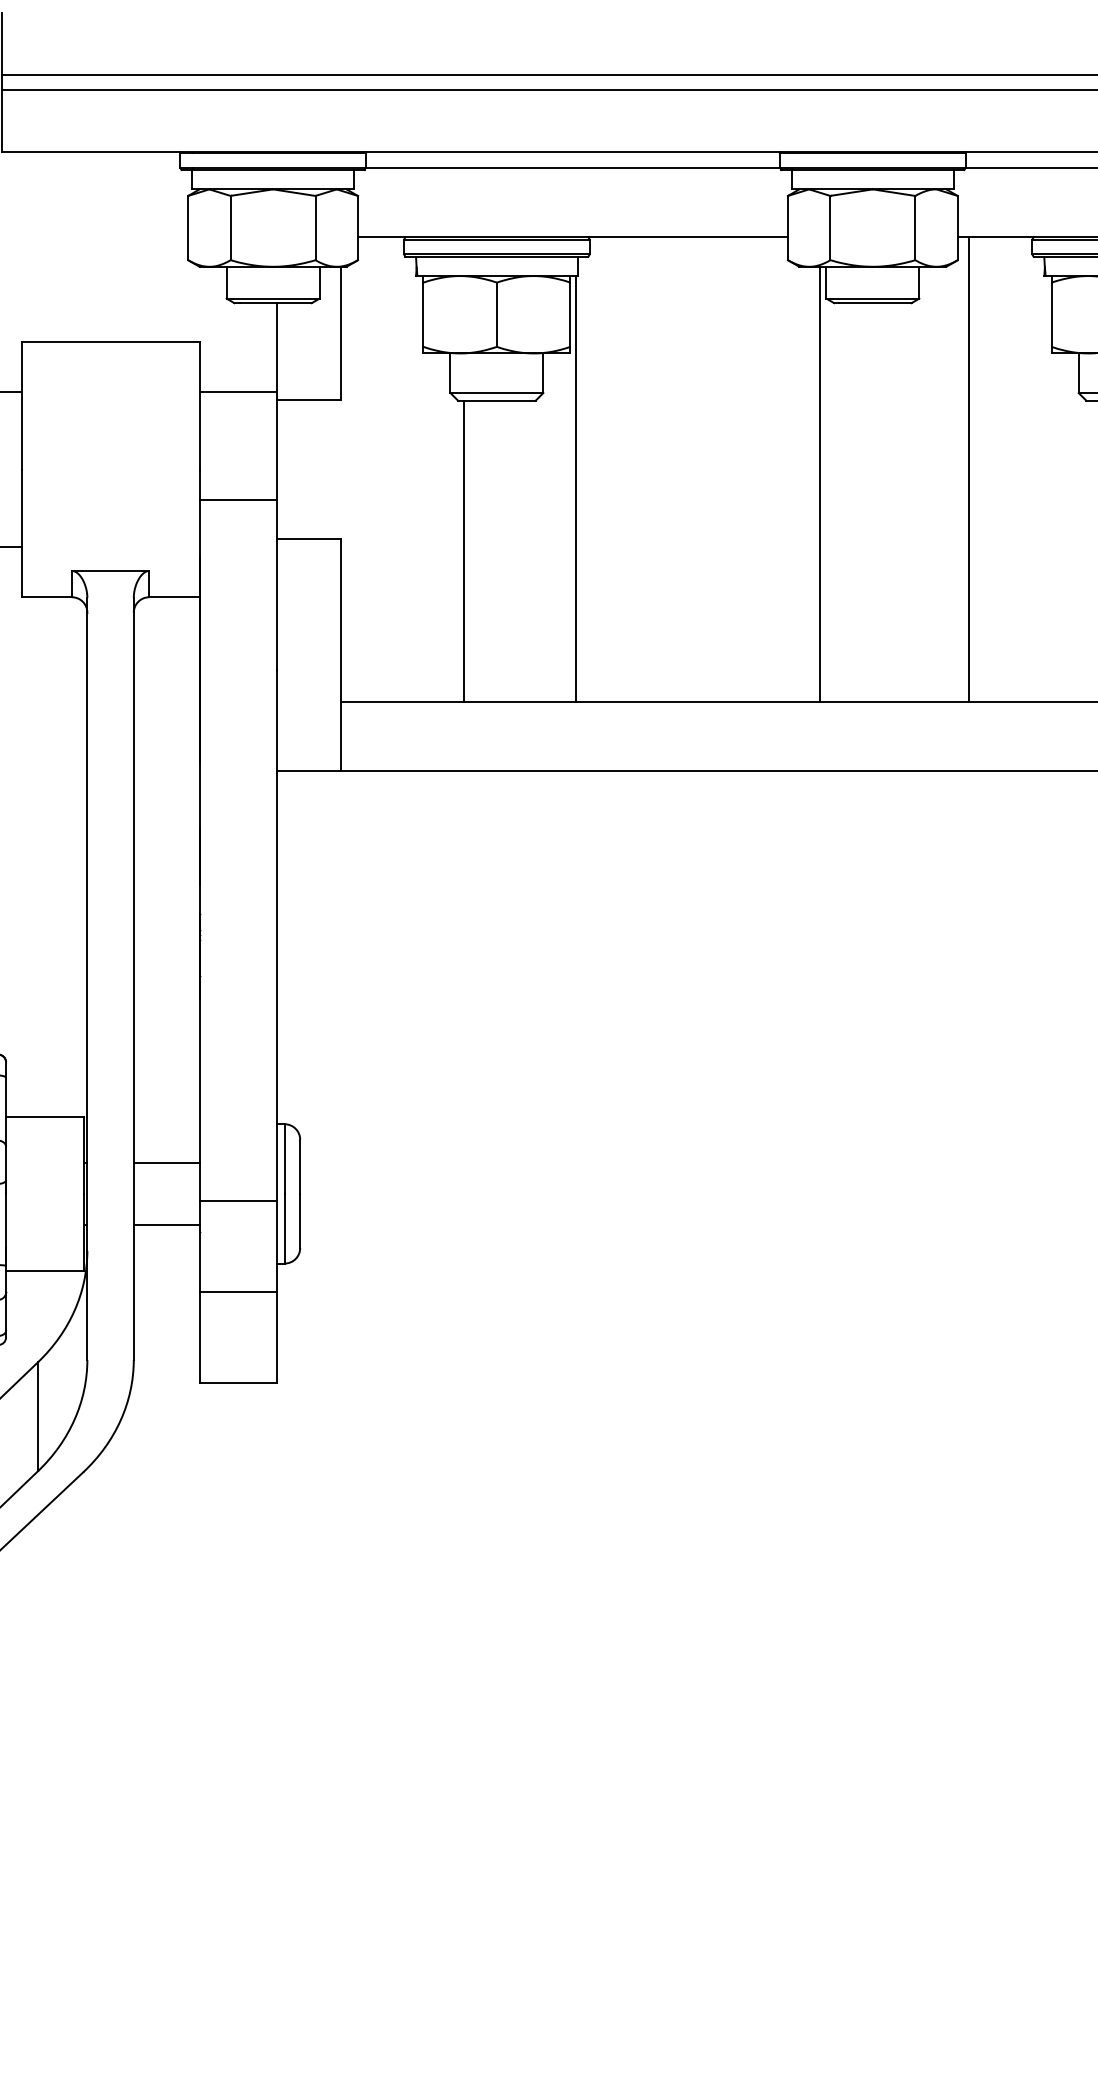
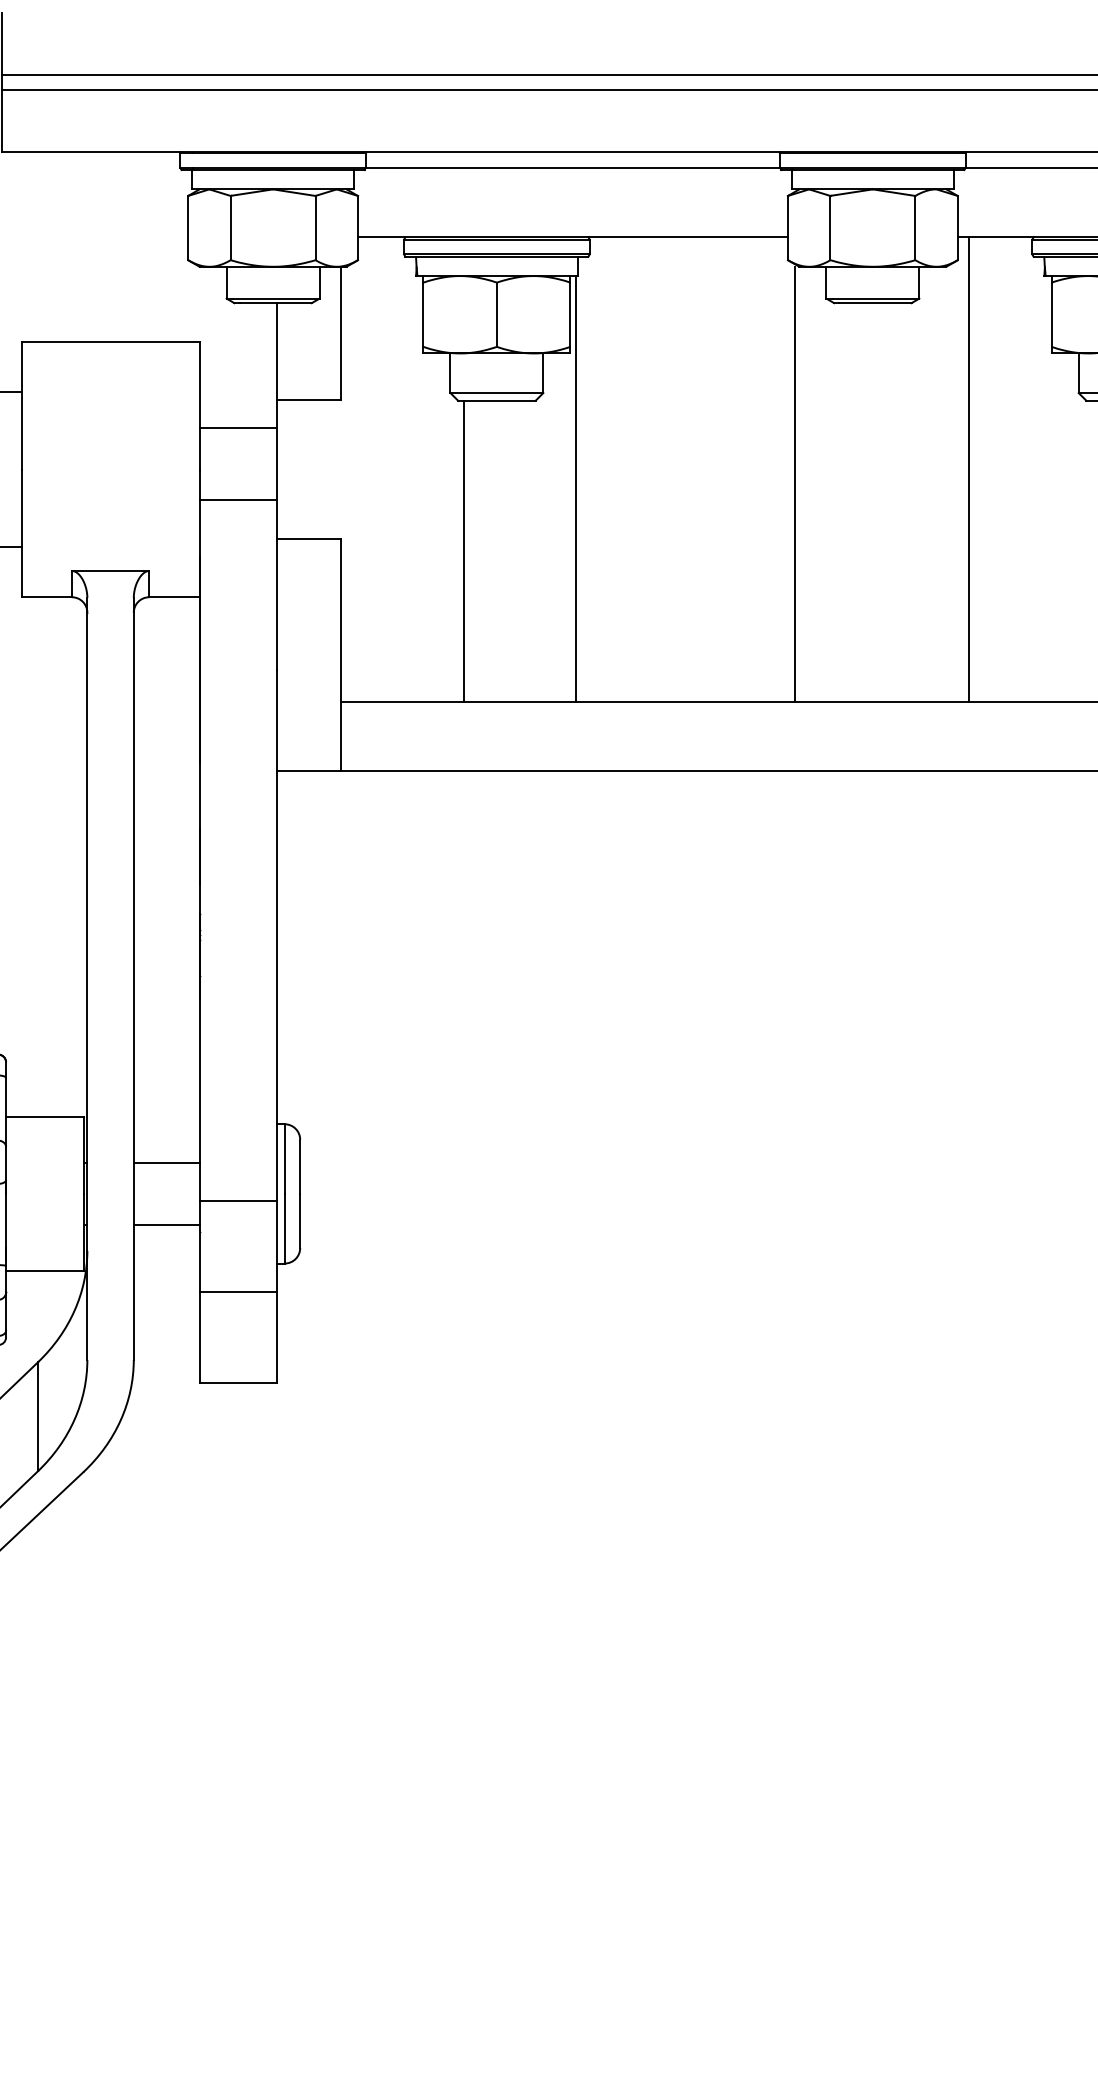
line position: (237, 392) -> (237, 428) (237, 428)
line position: (820, 483) -> (795, 483) (795, 483)
